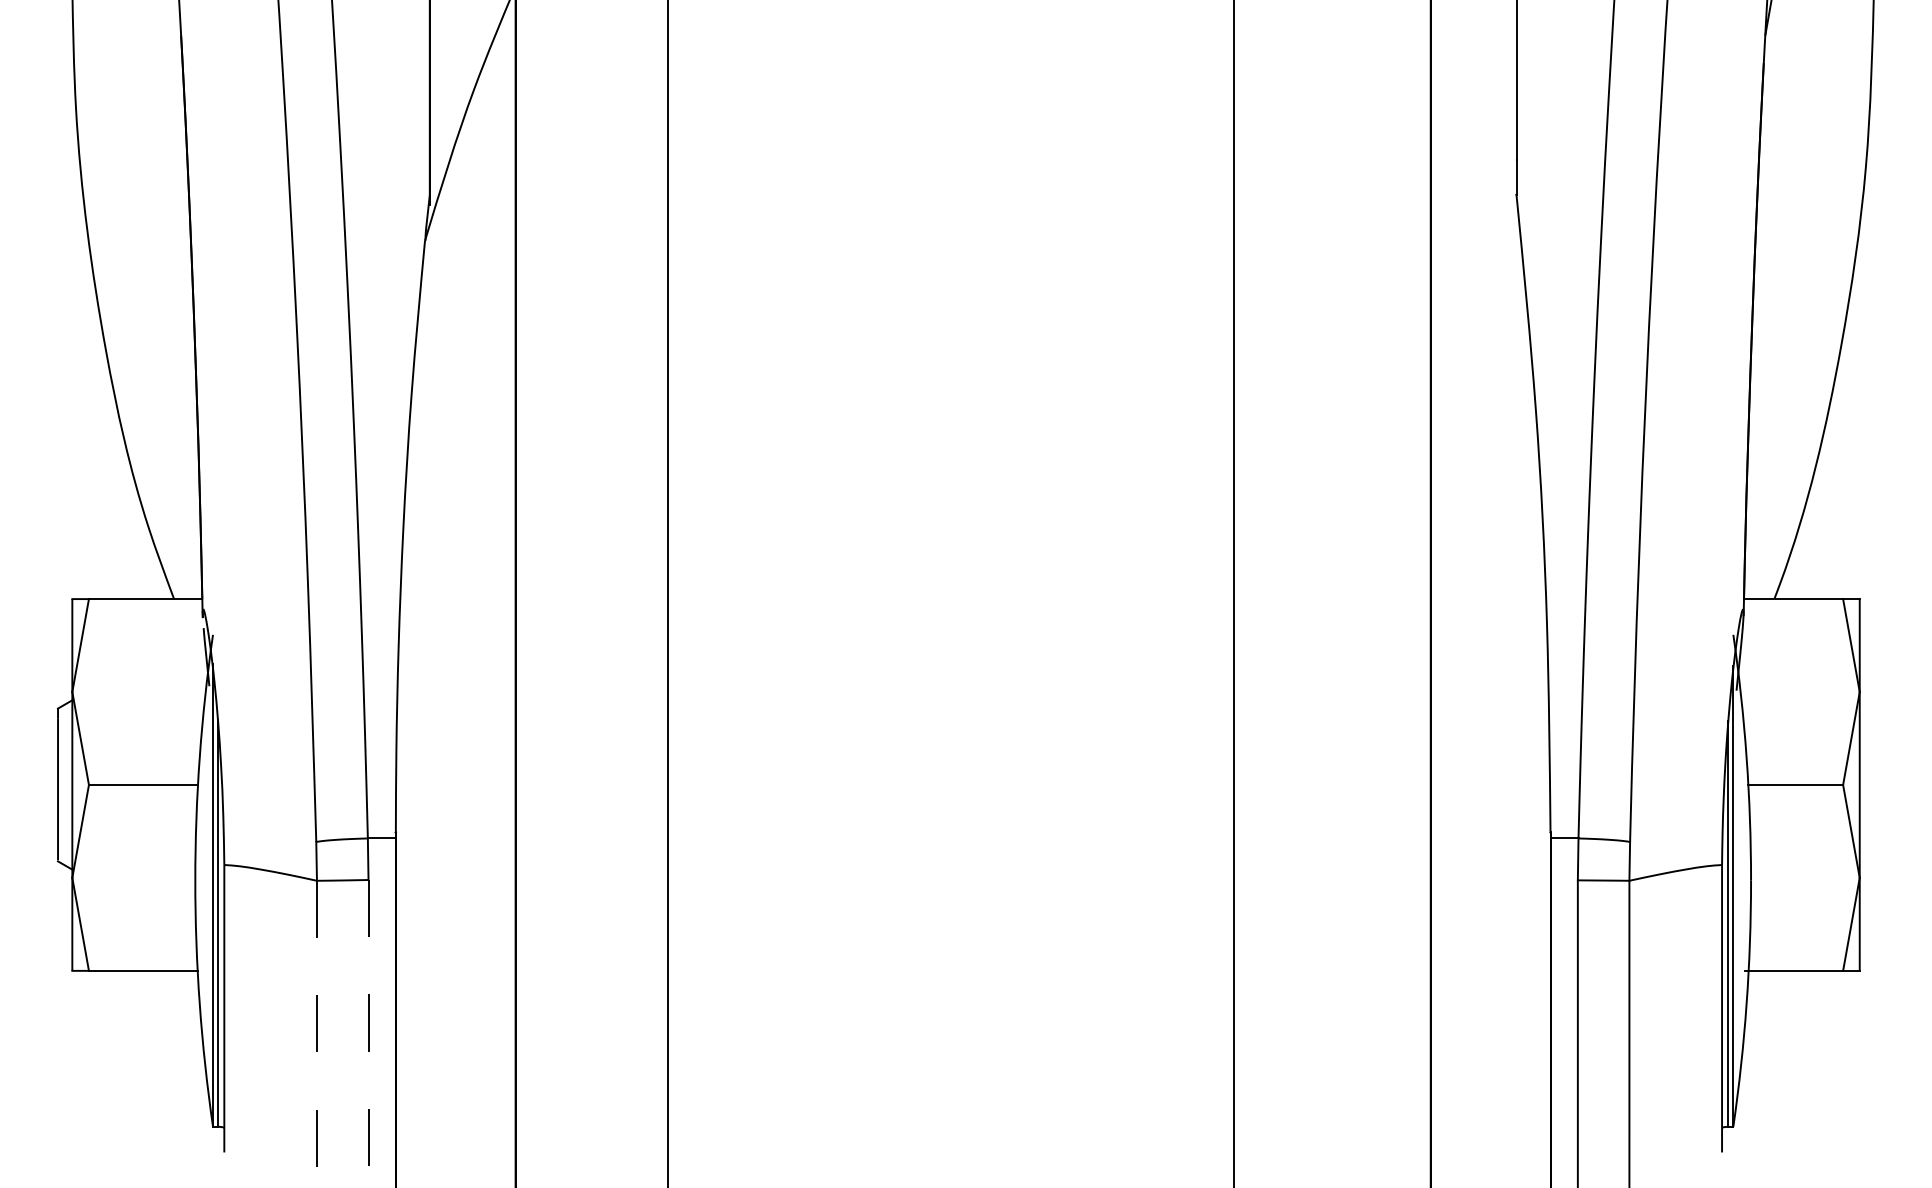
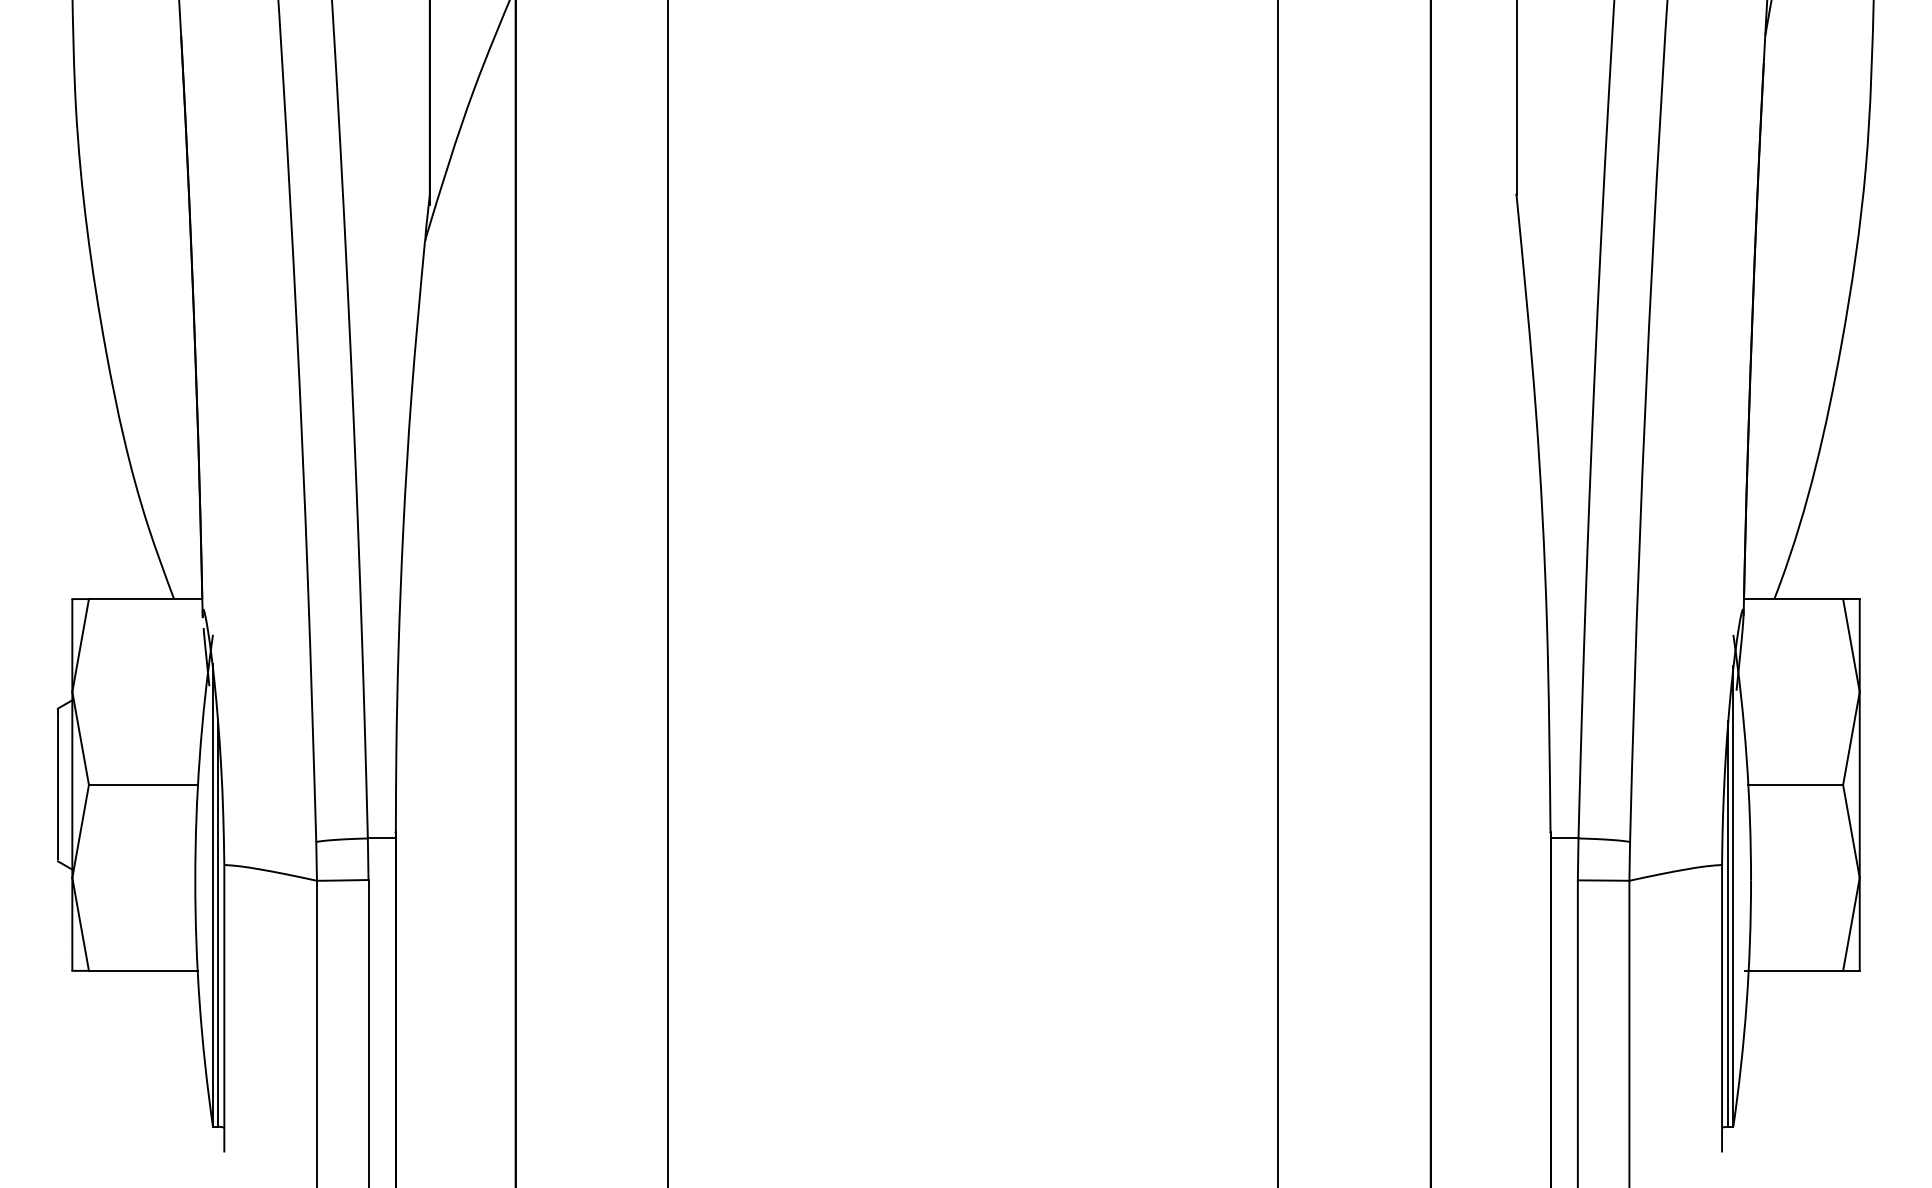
line position: (1233, 593) -> (1277, 593) (1277, 593)
line: dashed -> solid (368, 1033)
line: dashed -> solid (316, 1034)
